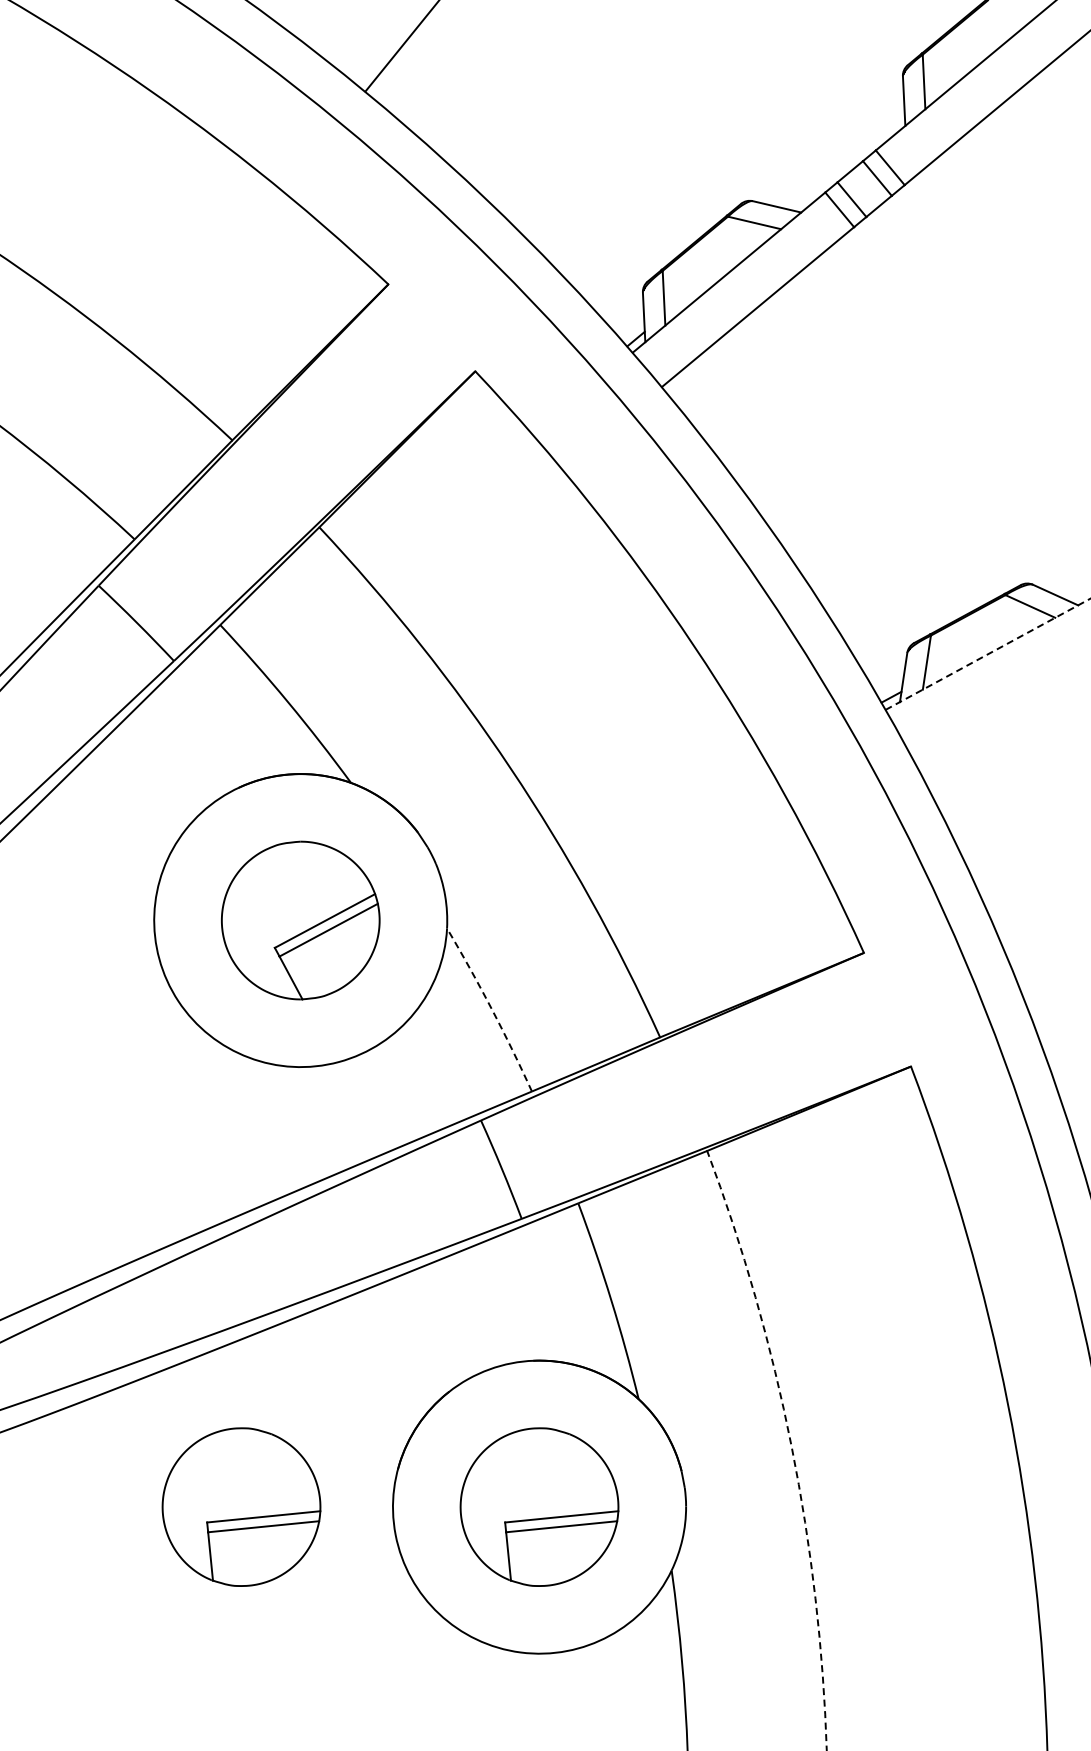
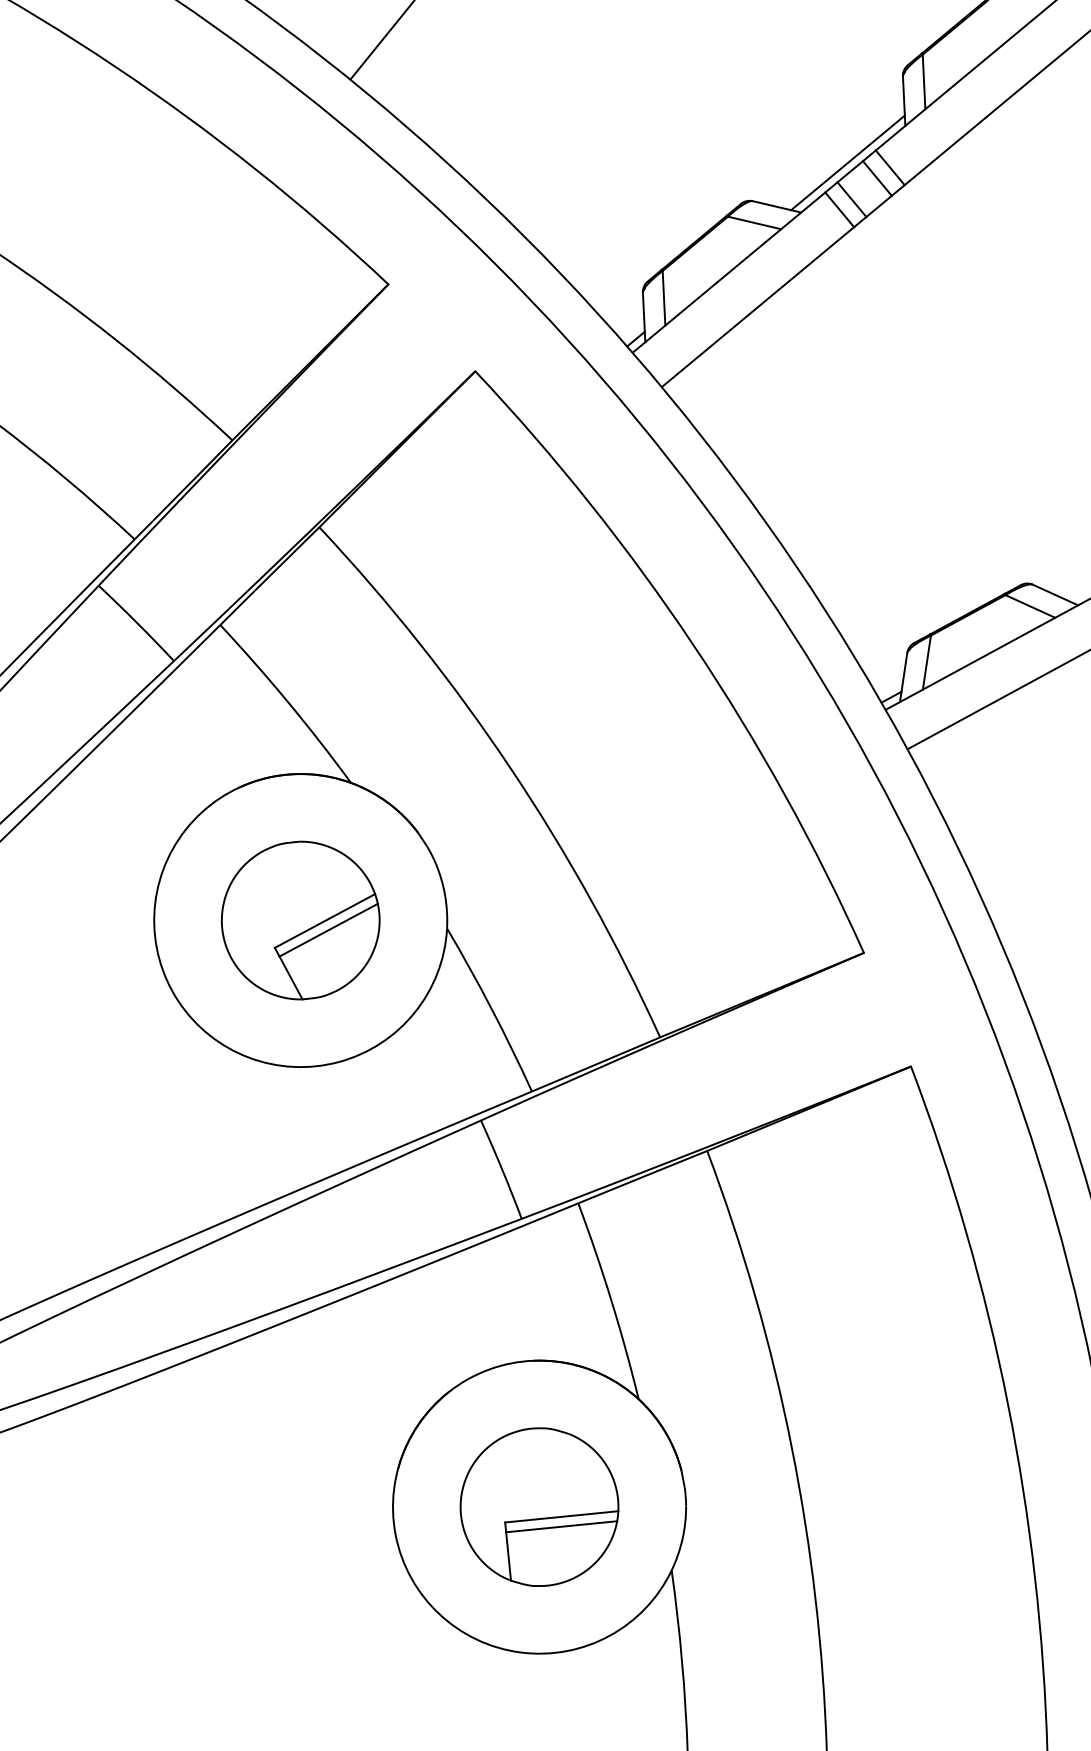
line position: (401, 46) -> (381, 40) (381, 40)
line: none -> present (847, 162)
line: dashed -> solid (988, 654)
line: none -> present (997, 700)
arc: dashed -> solid (491, 1008)
arc: dashed -> solid (791, 1445)
part: present -> none (241, 1506)
